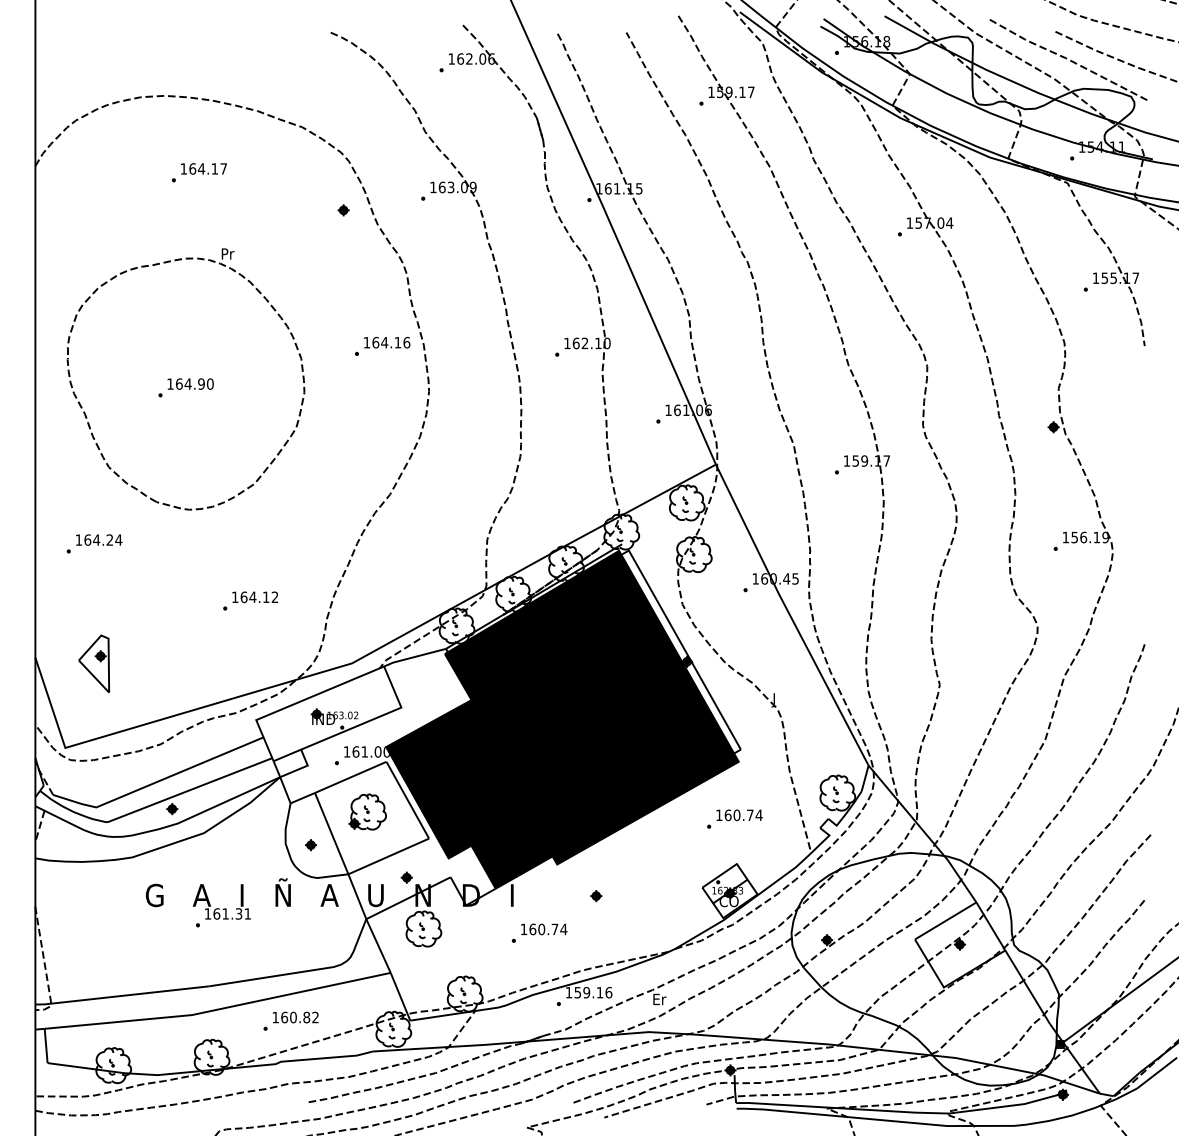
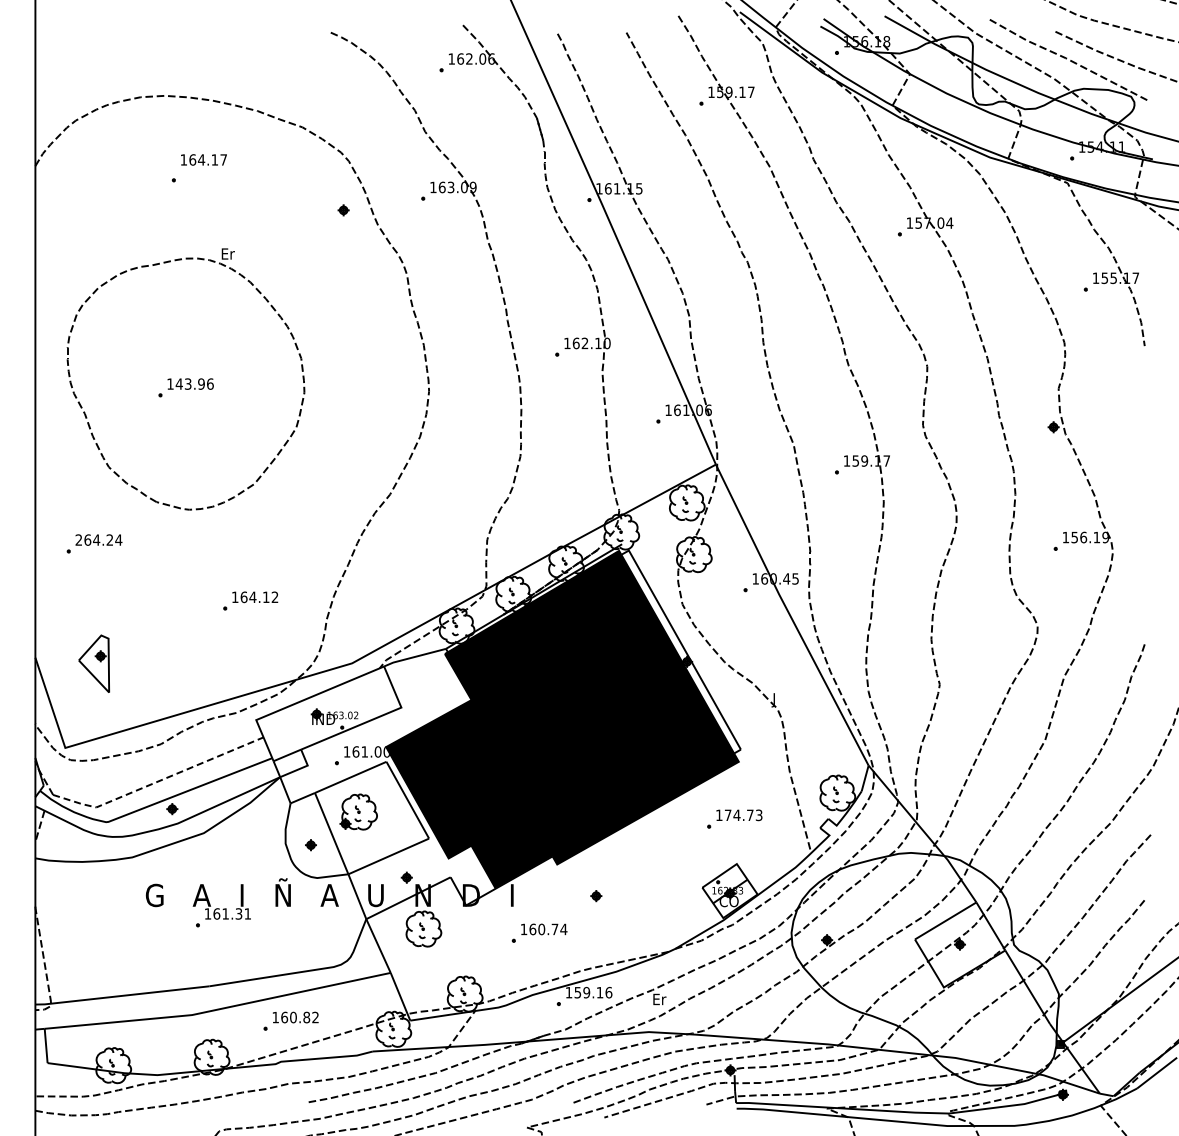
text position: (203, 168) -> (203, 159) (203, 159)
text: Pr -> Er (228, 253)
part: present -> none (382, 346)
text: 164.90 -> 143.96 (194, 383)
text: 164.24 -> 264.24 (78, 539)
line: solid -> dashed (157, 781)
part position: (367, 811) -> (358, 811) (358, 811)
text: 160.74 -> 174.73 (743, 815)
